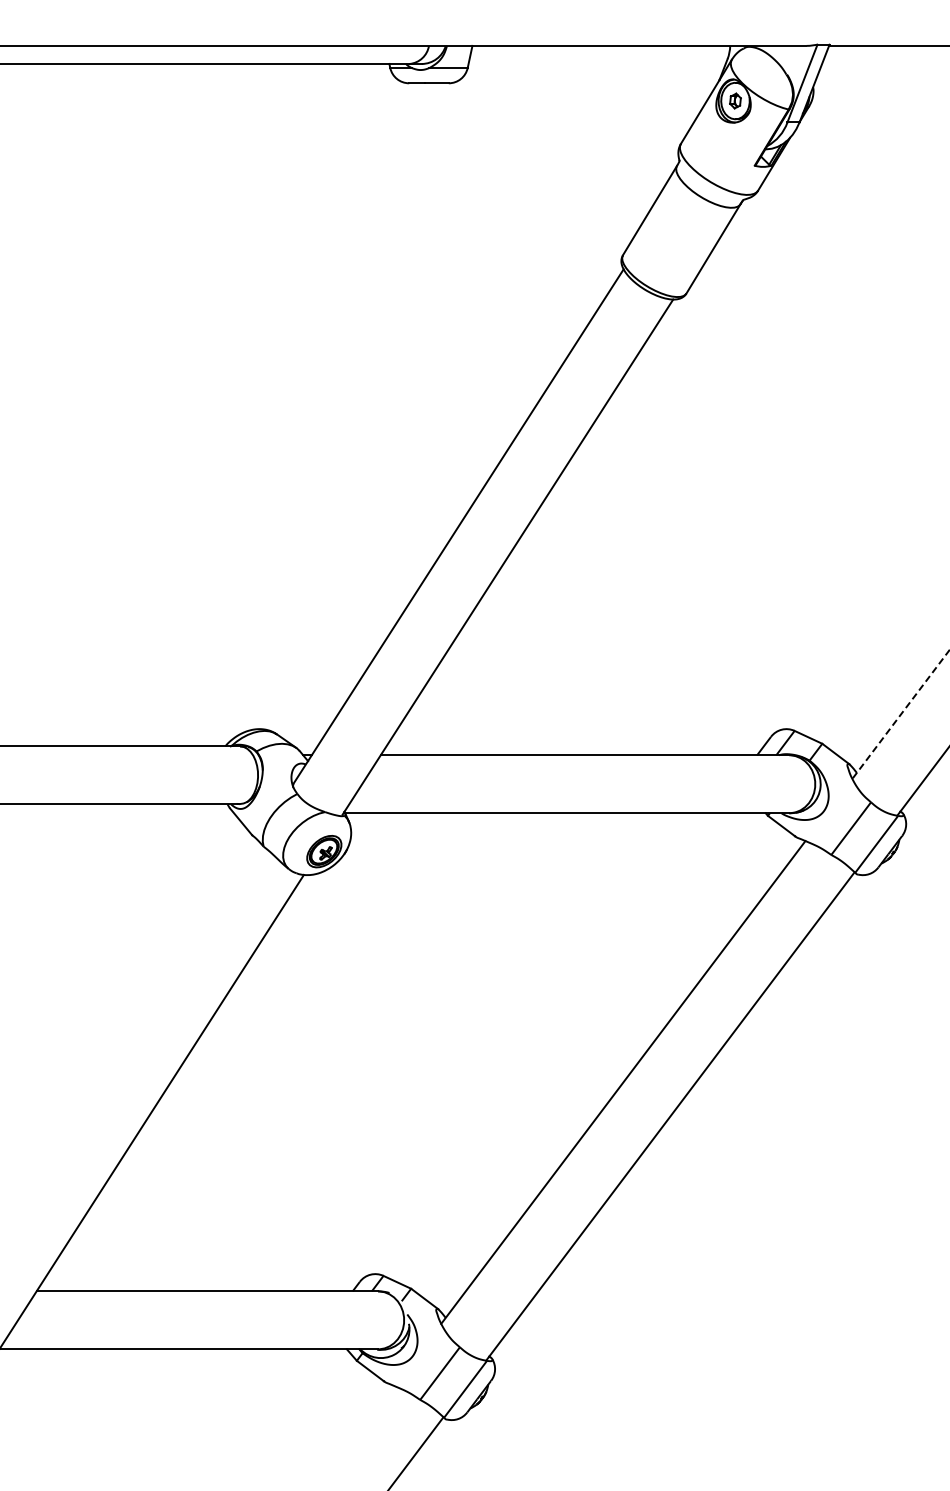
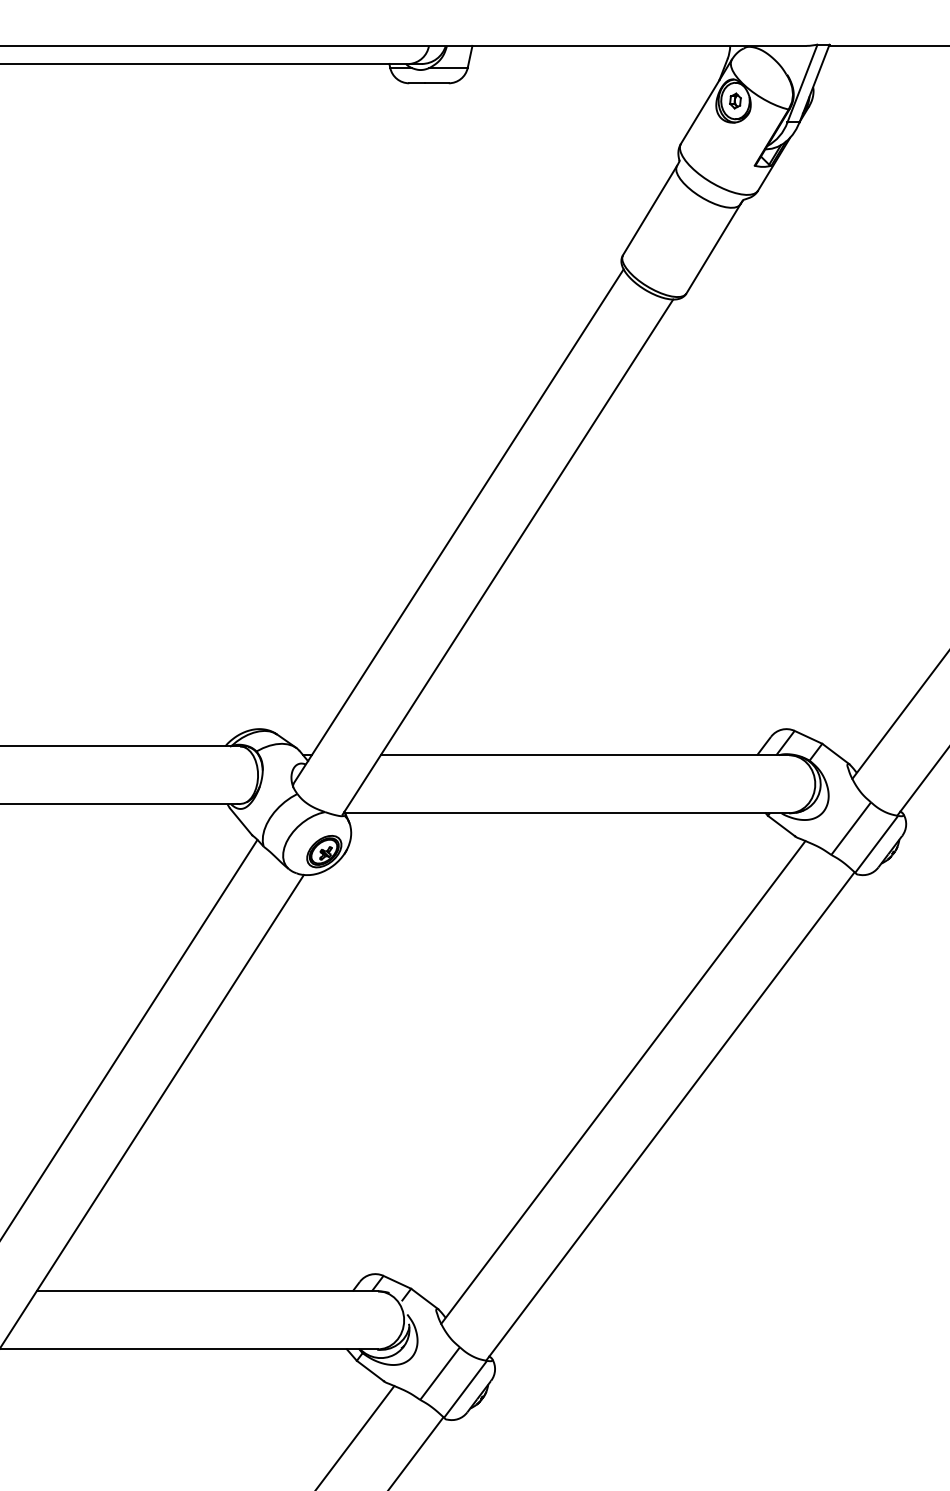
line: dashed -> solid (901, 714)
line: none -> present (129, 1038)
line: none -> present (355, 1436)
